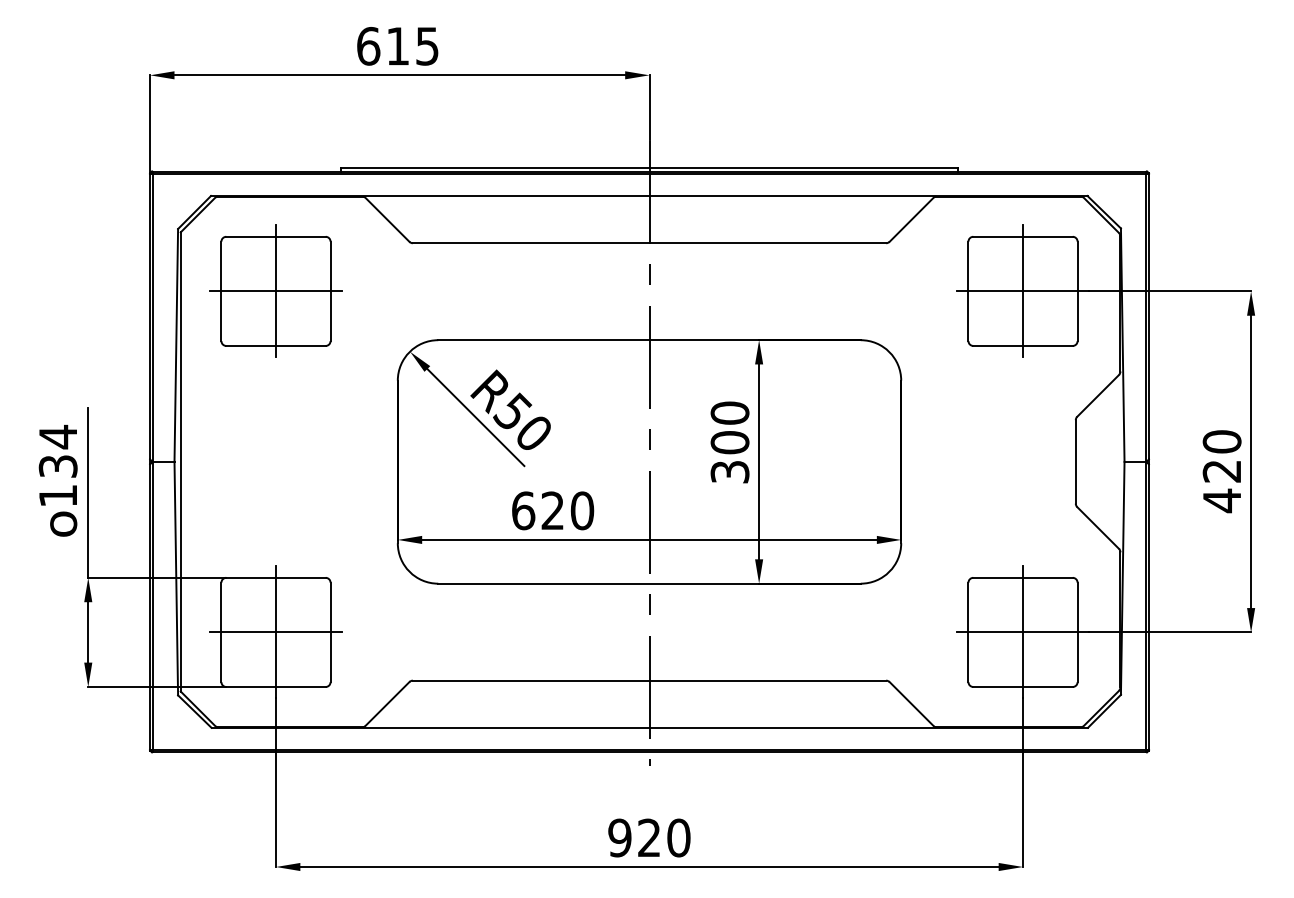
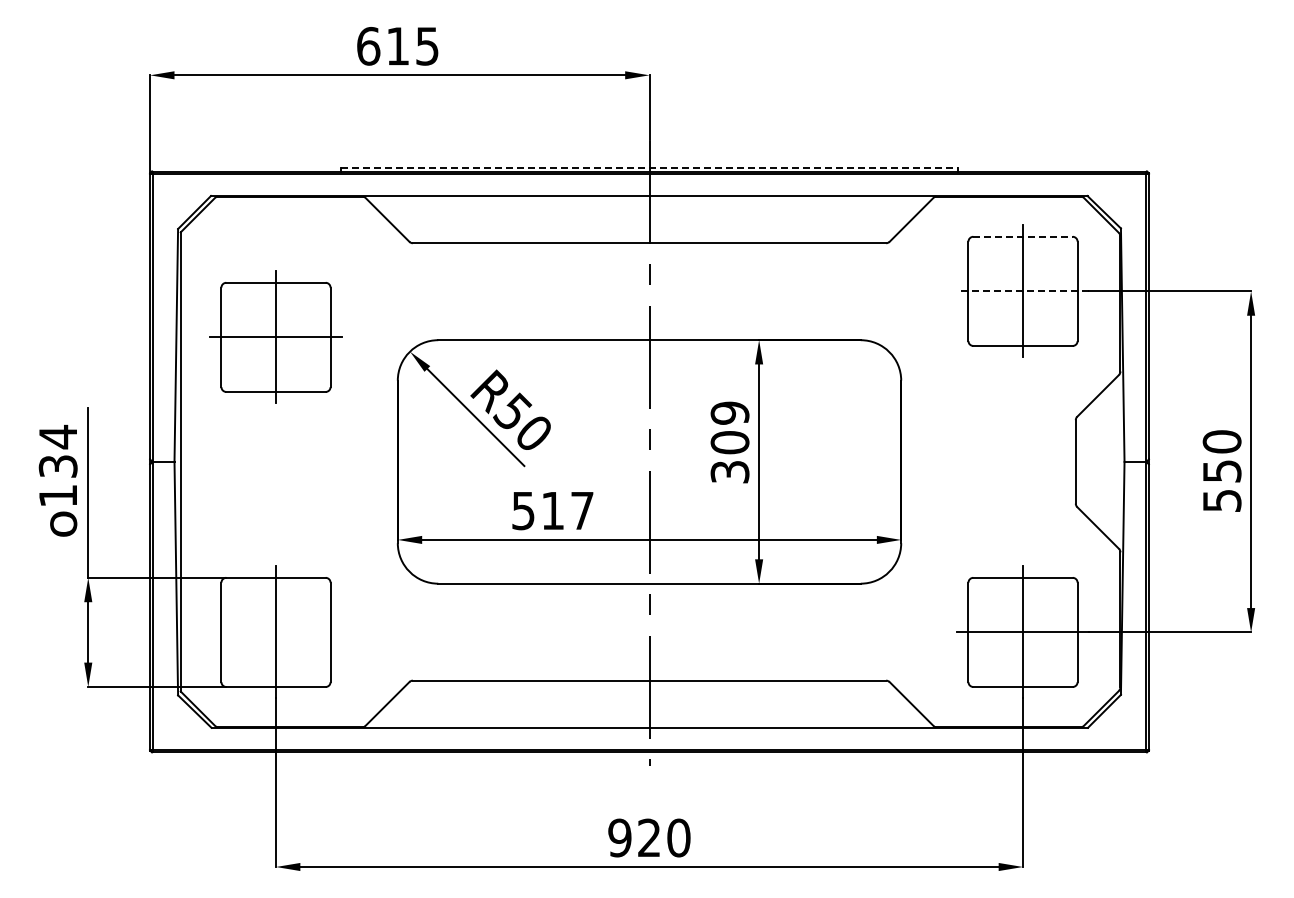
line: solid -> dashed (649, 167)
line: solid -> dashed (1023, 236)
part position: (275, 290) -> (275, 336) (275, 336)
line: solid -> dashed (1023, 291)
text: 300 -> 309 (729, 412)
text: 420 -> 550 (1221, 486)
text: 620 -> 517 (553, 510)
line: present -> none (275, 632)
